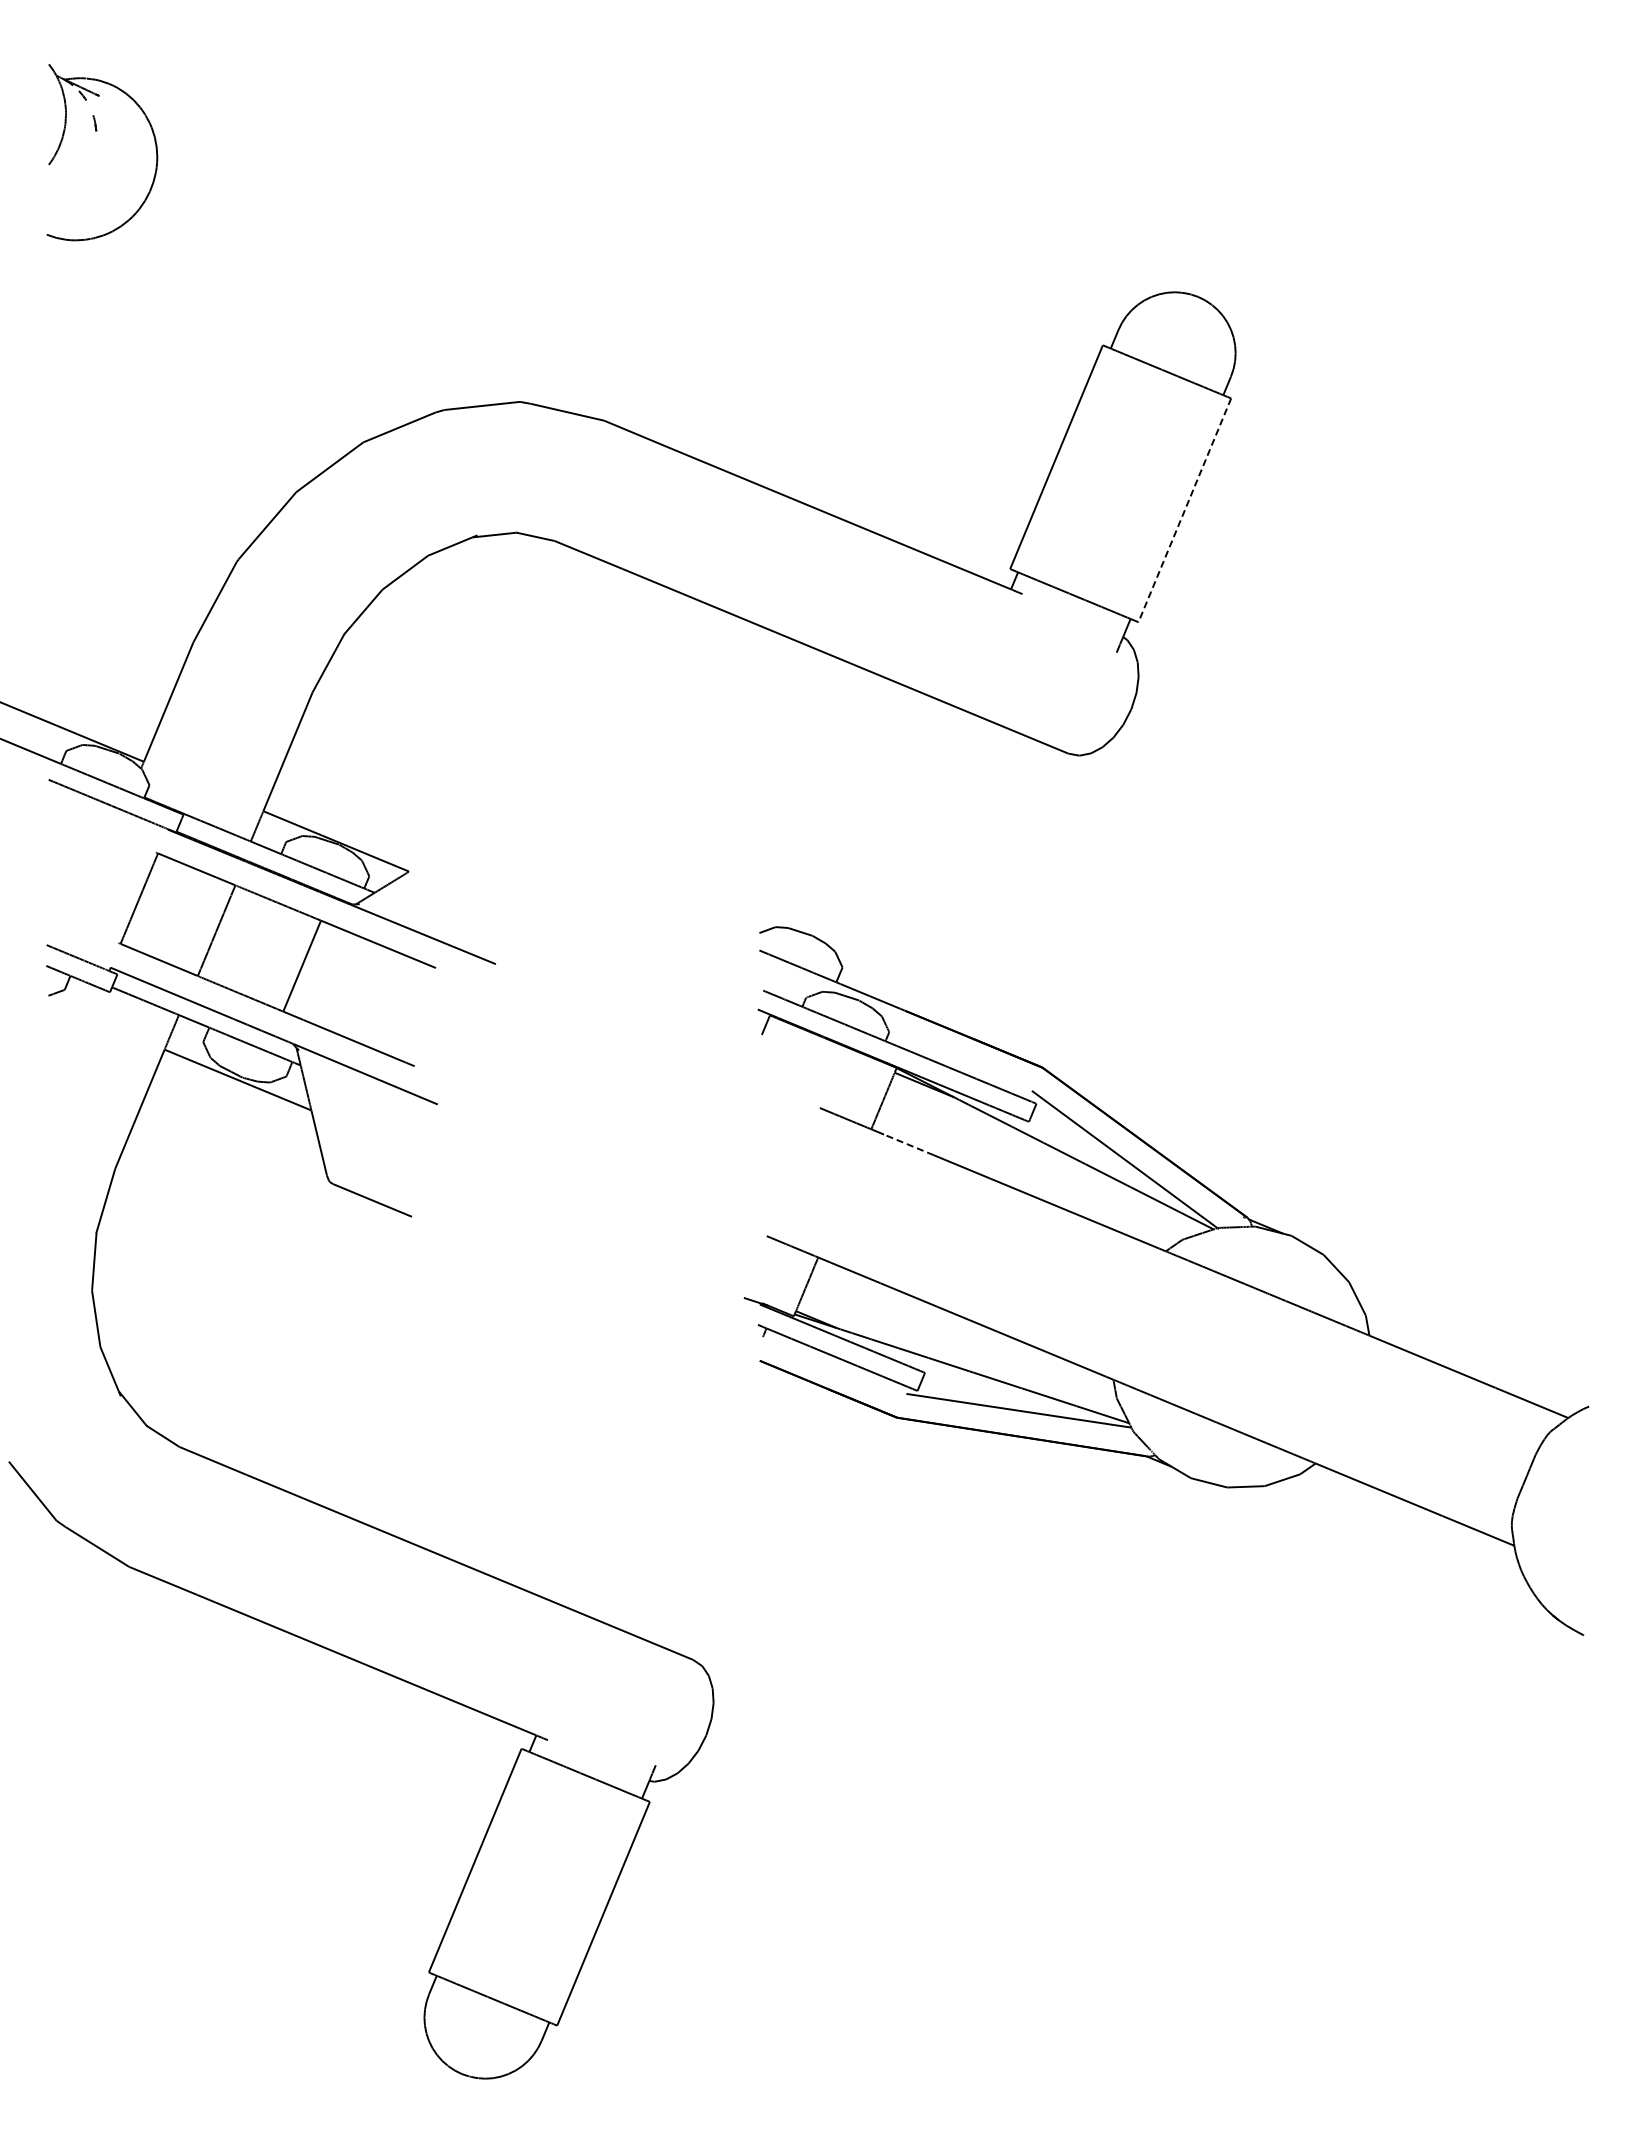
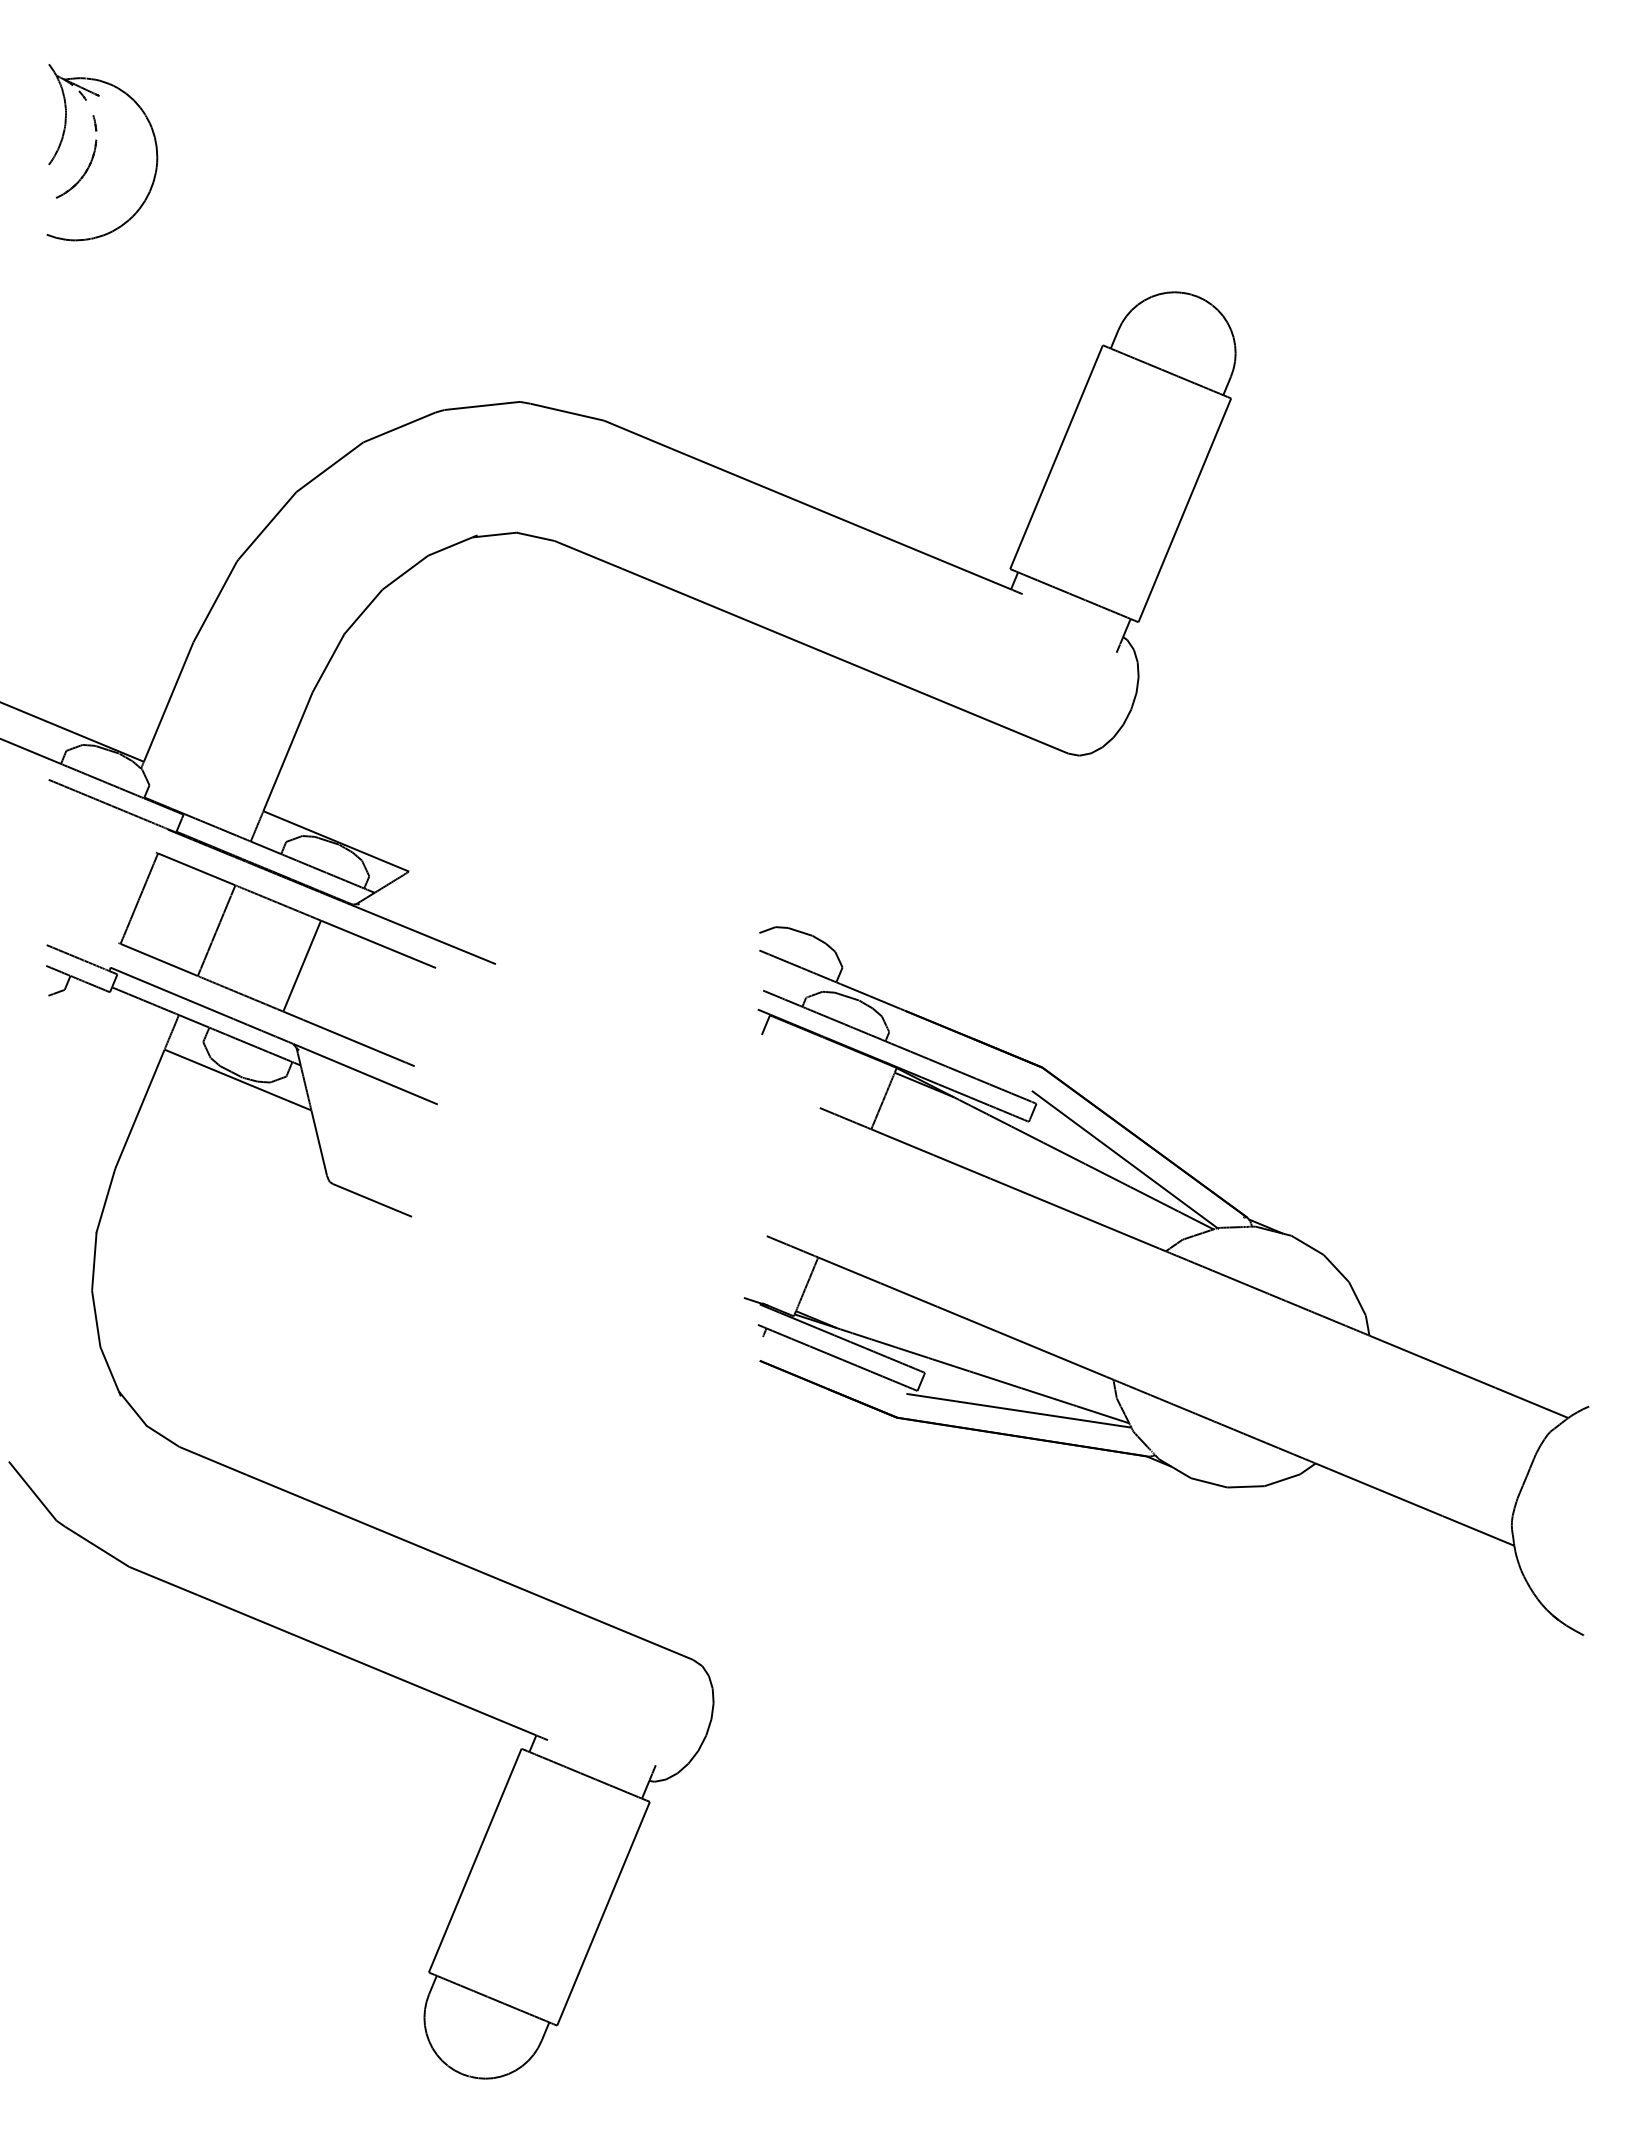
part: none -> present (83, 173)
line: dashed -> solid (1184, 510)
line: dashed -> solid (908, 1144)
